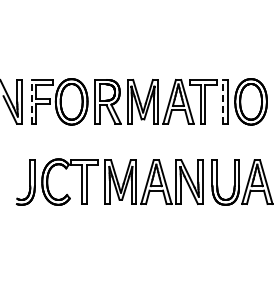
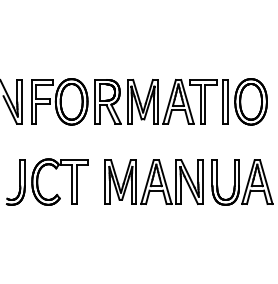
line: dashed -> solid (31, 101)
line: dashed -> solid (222, 101)
part position: (48, 181) -> (38, 181) (38, 181)
